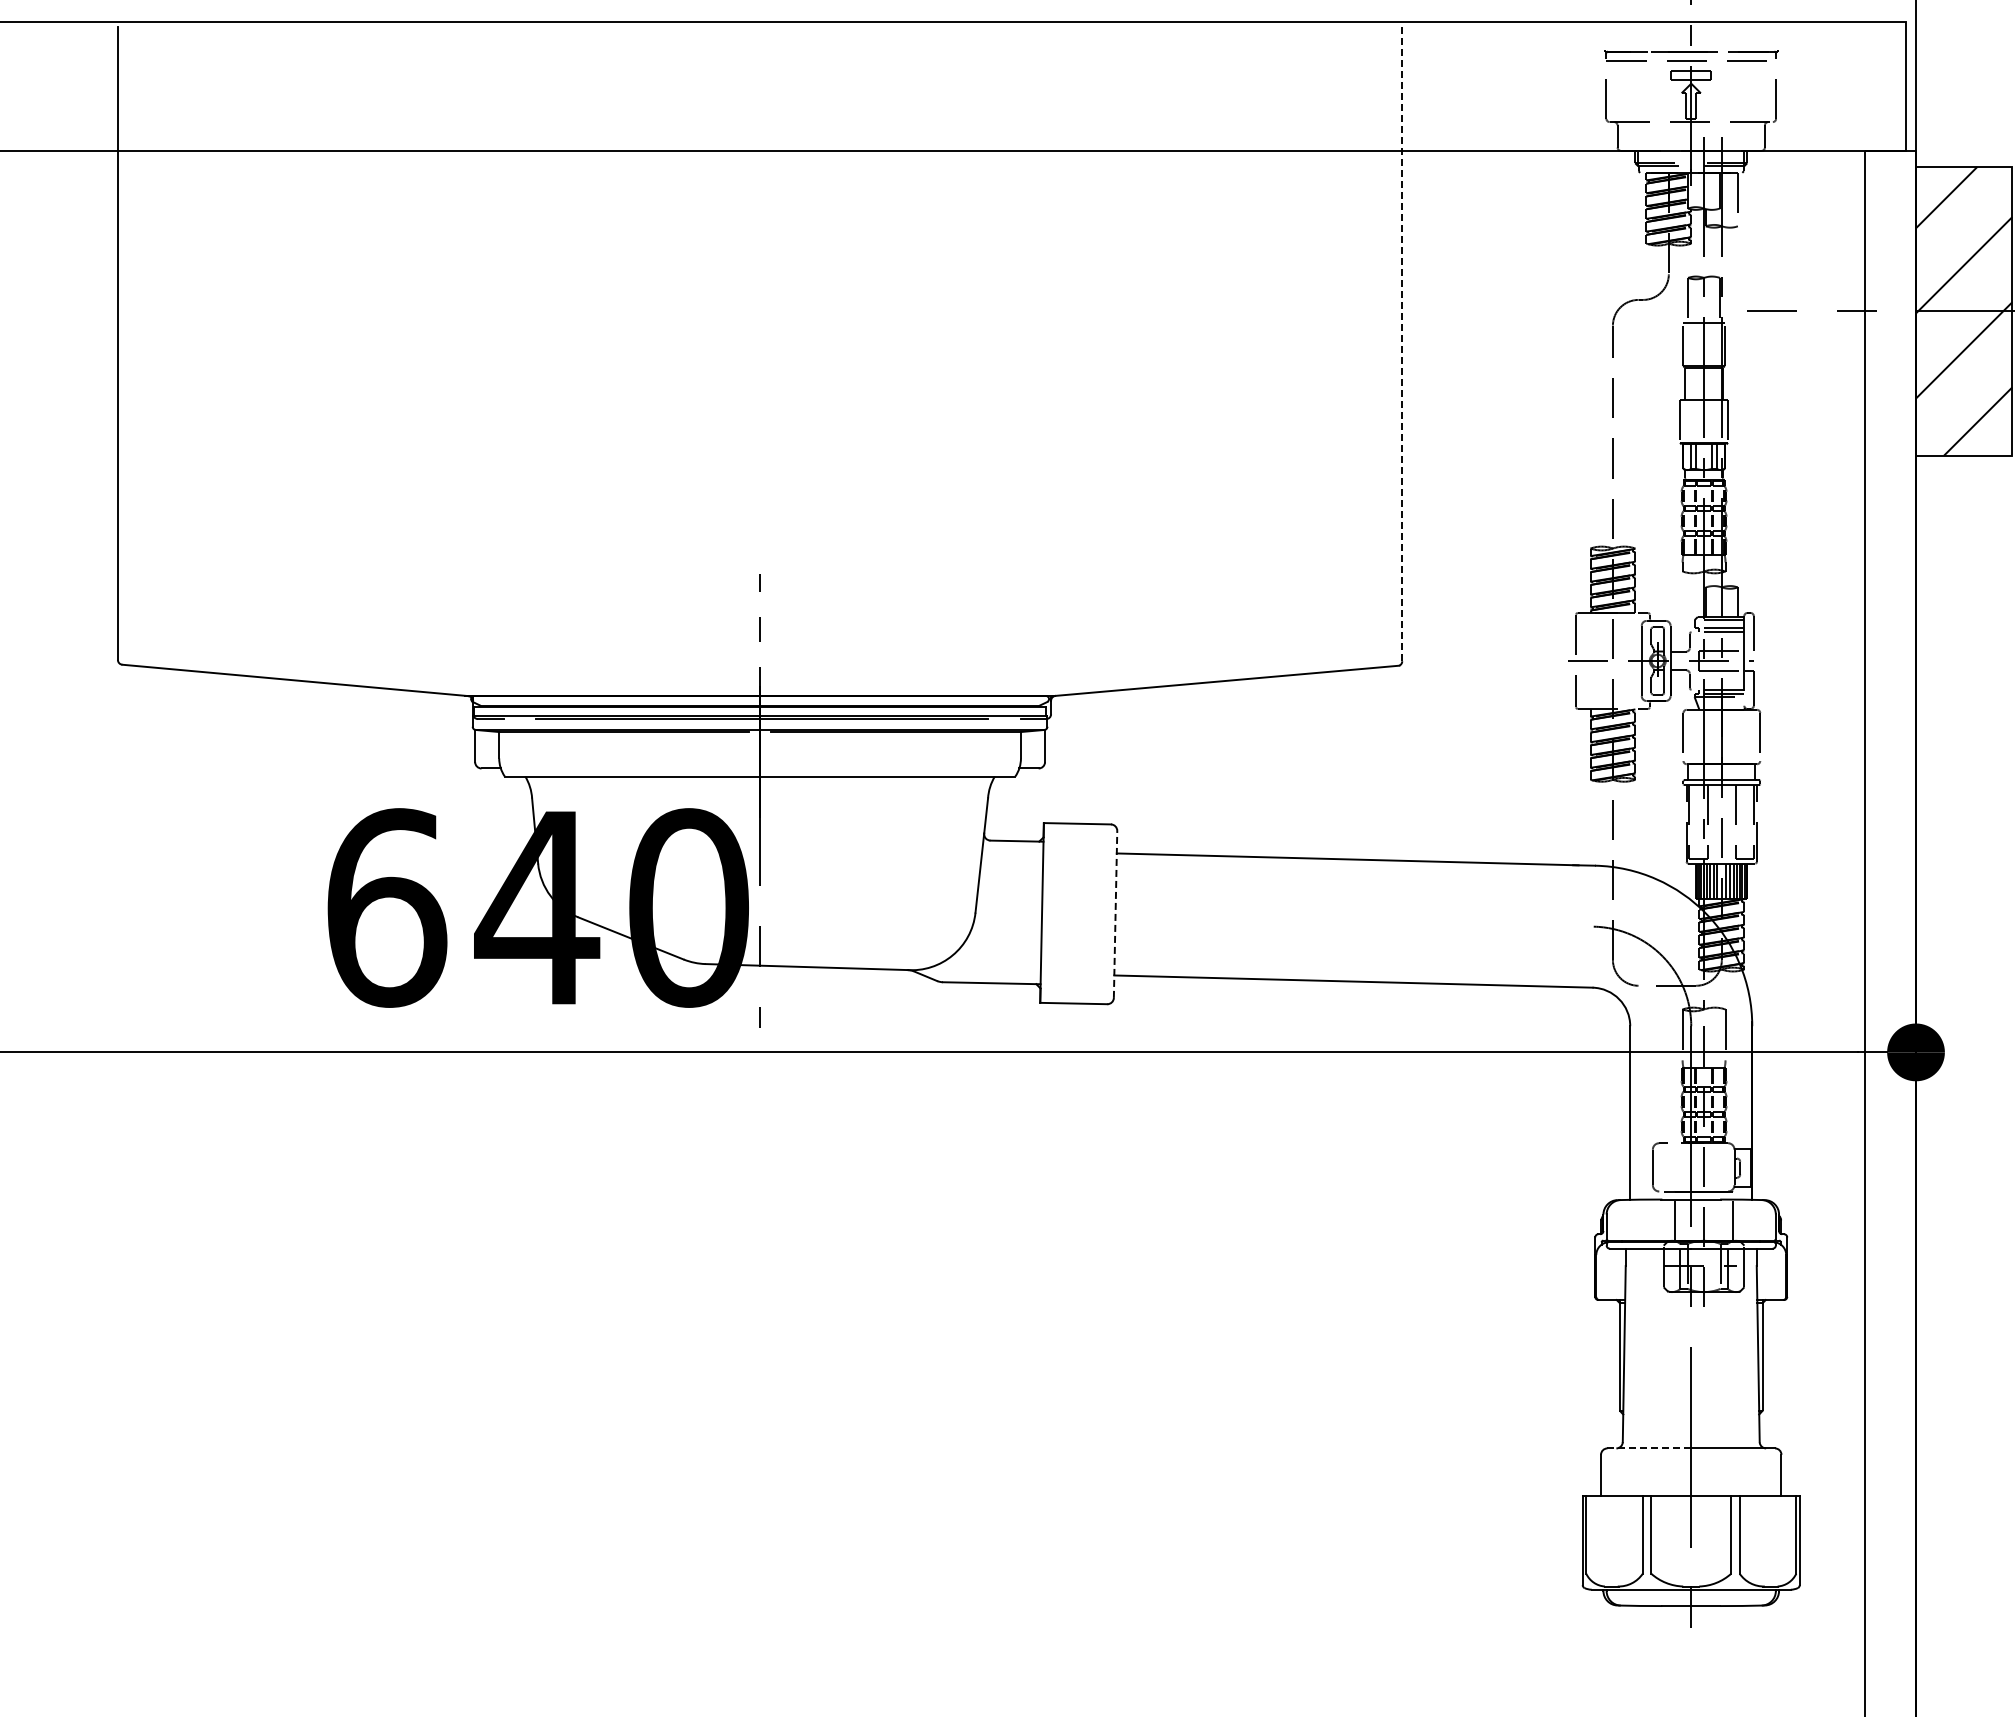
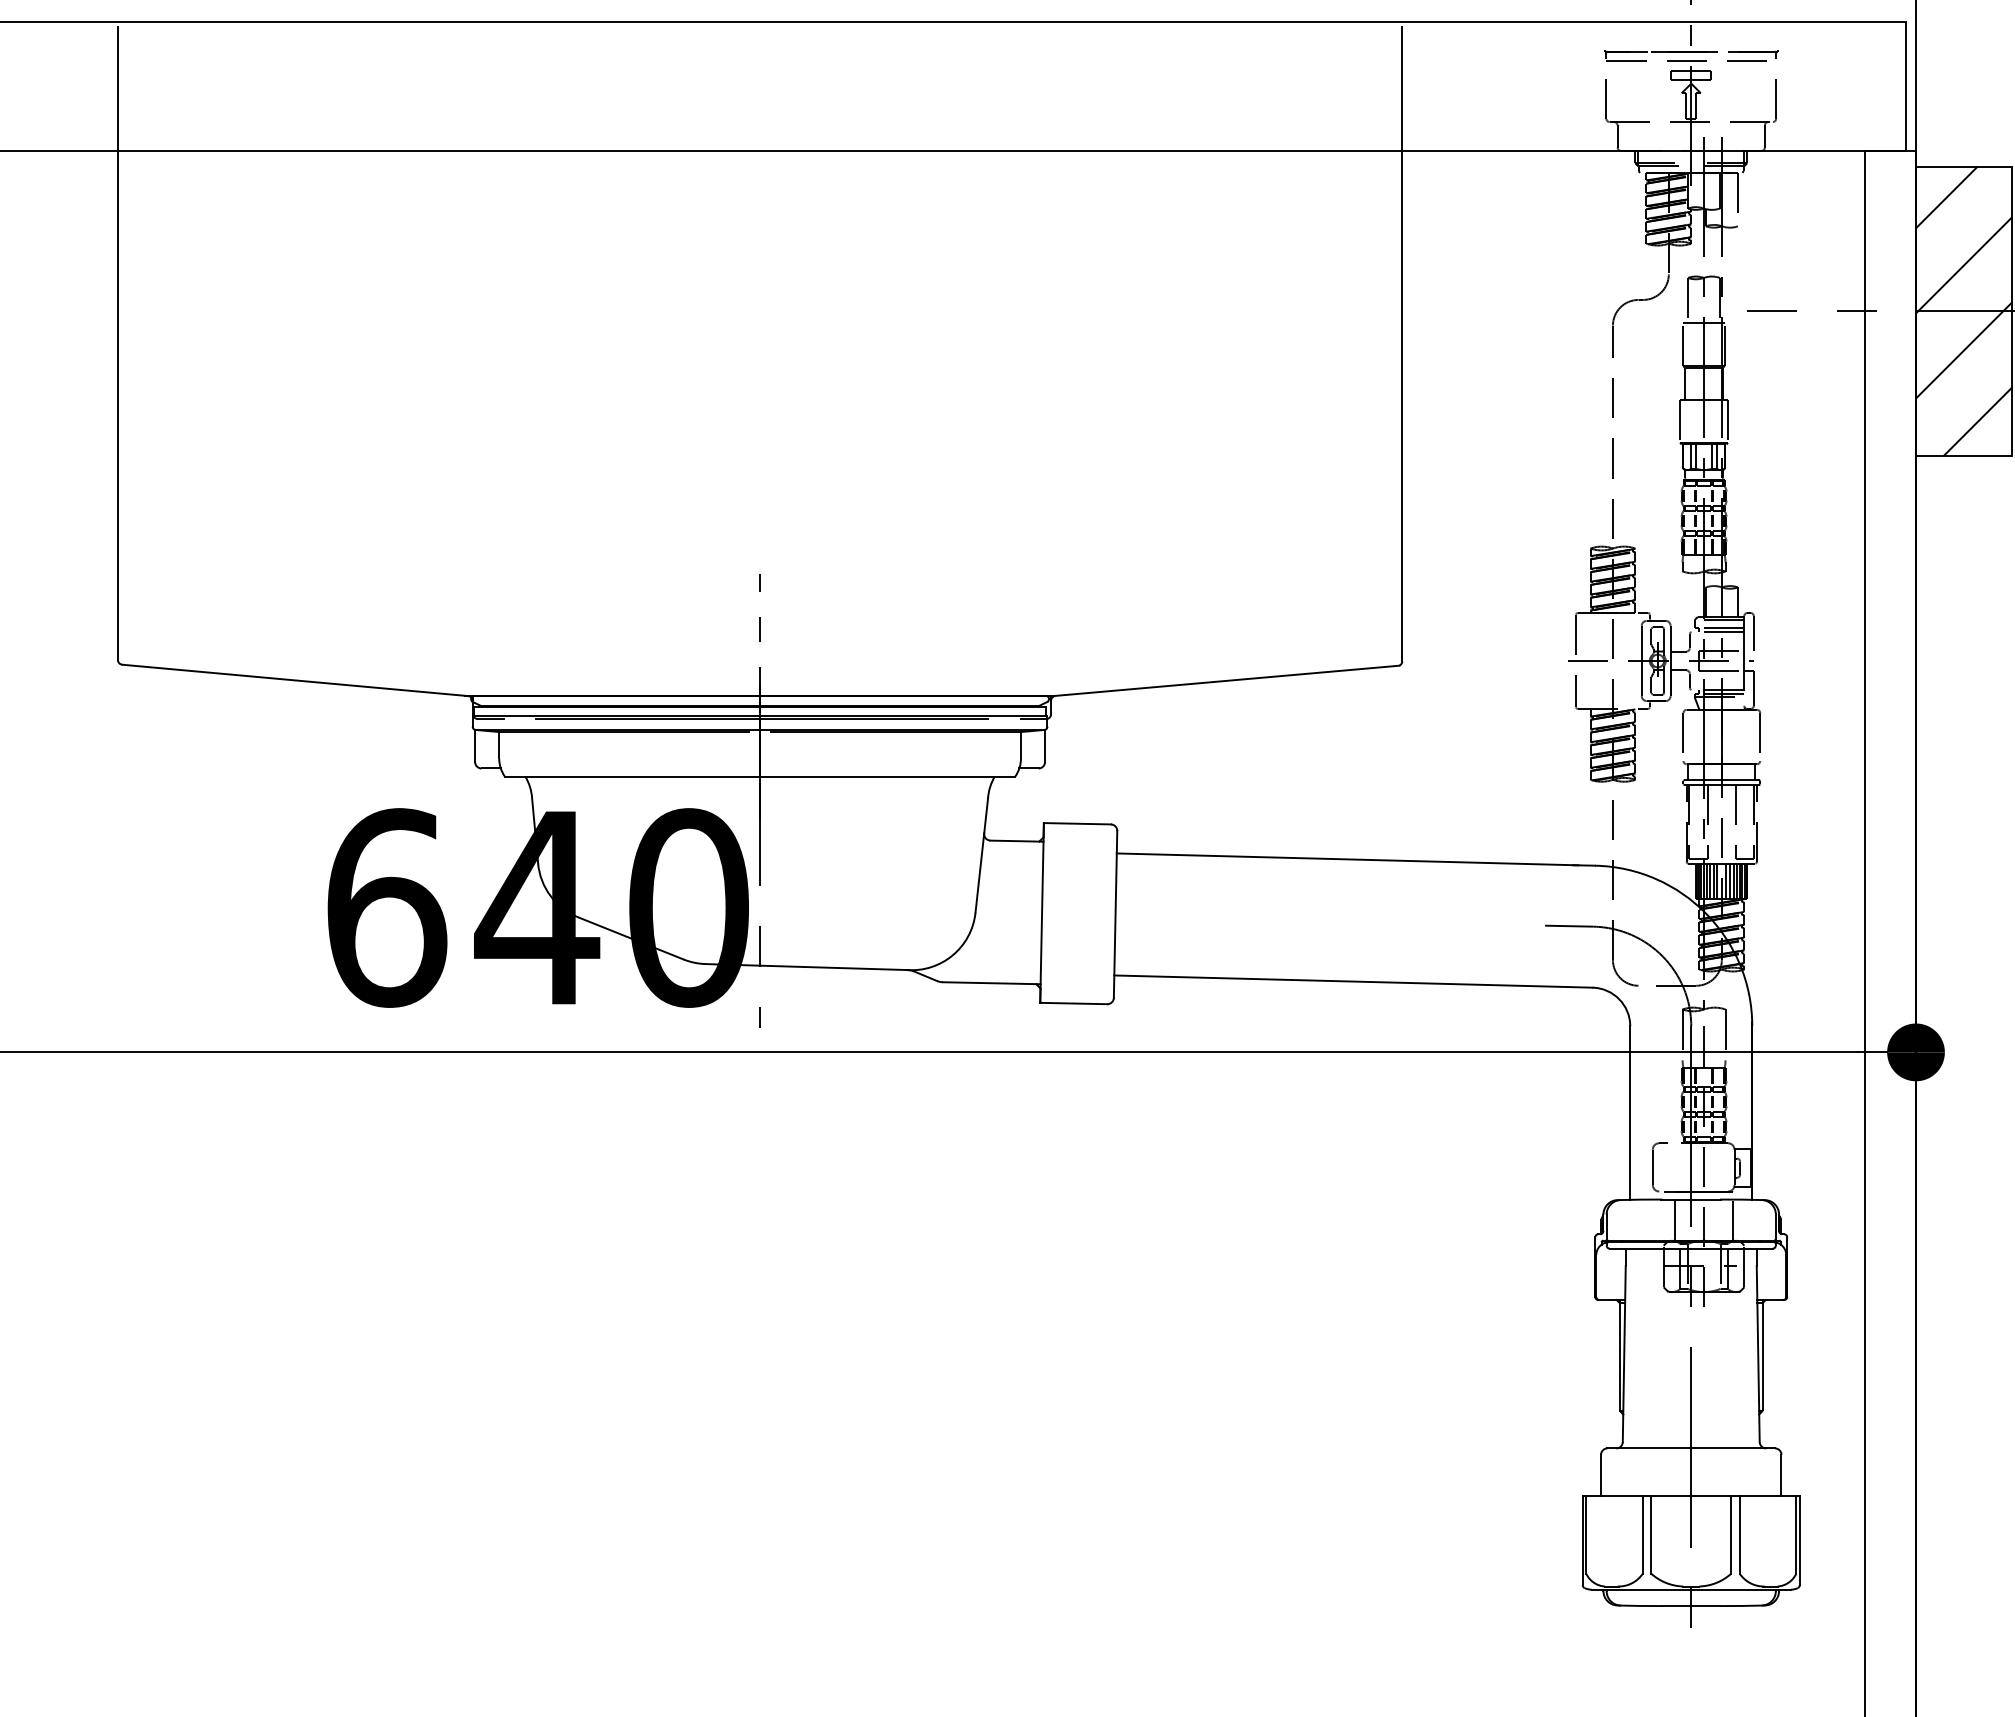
line: dashed -> solid (1402, 344)
line: dashed -> solid (1115, 913)
line: none -> present (1569, 925)
line: dashed -> solid (1649, 1448)
